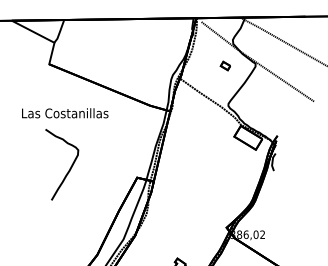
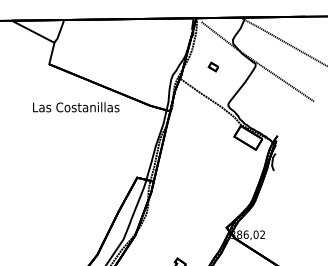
part position: (224, 65) -> (212, 66) (212, 66)
text position: (65, 113) -> (76, 107) (76, 107)
curve: present -> none (69, 168)
